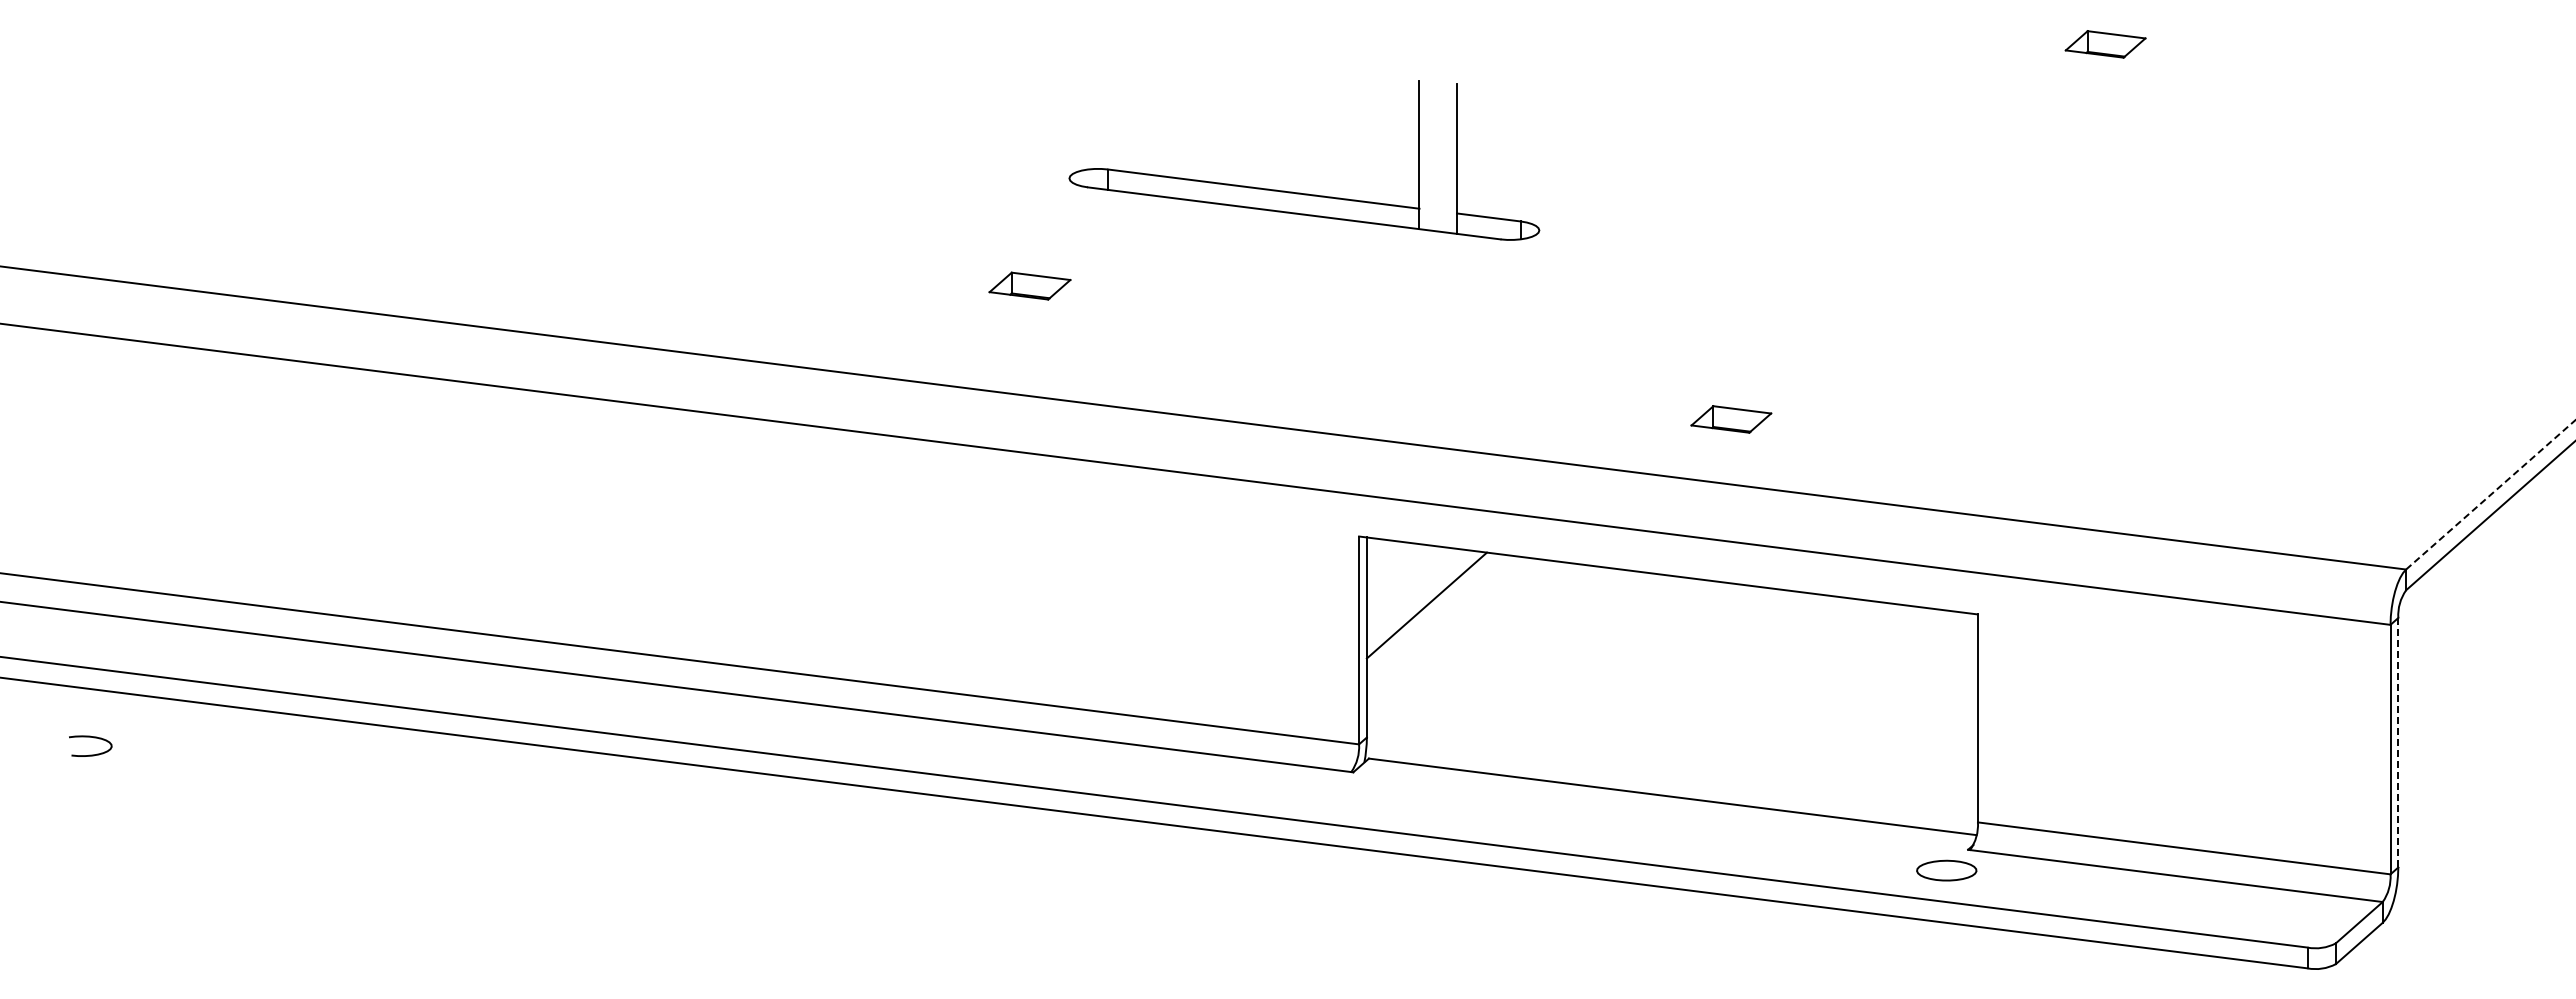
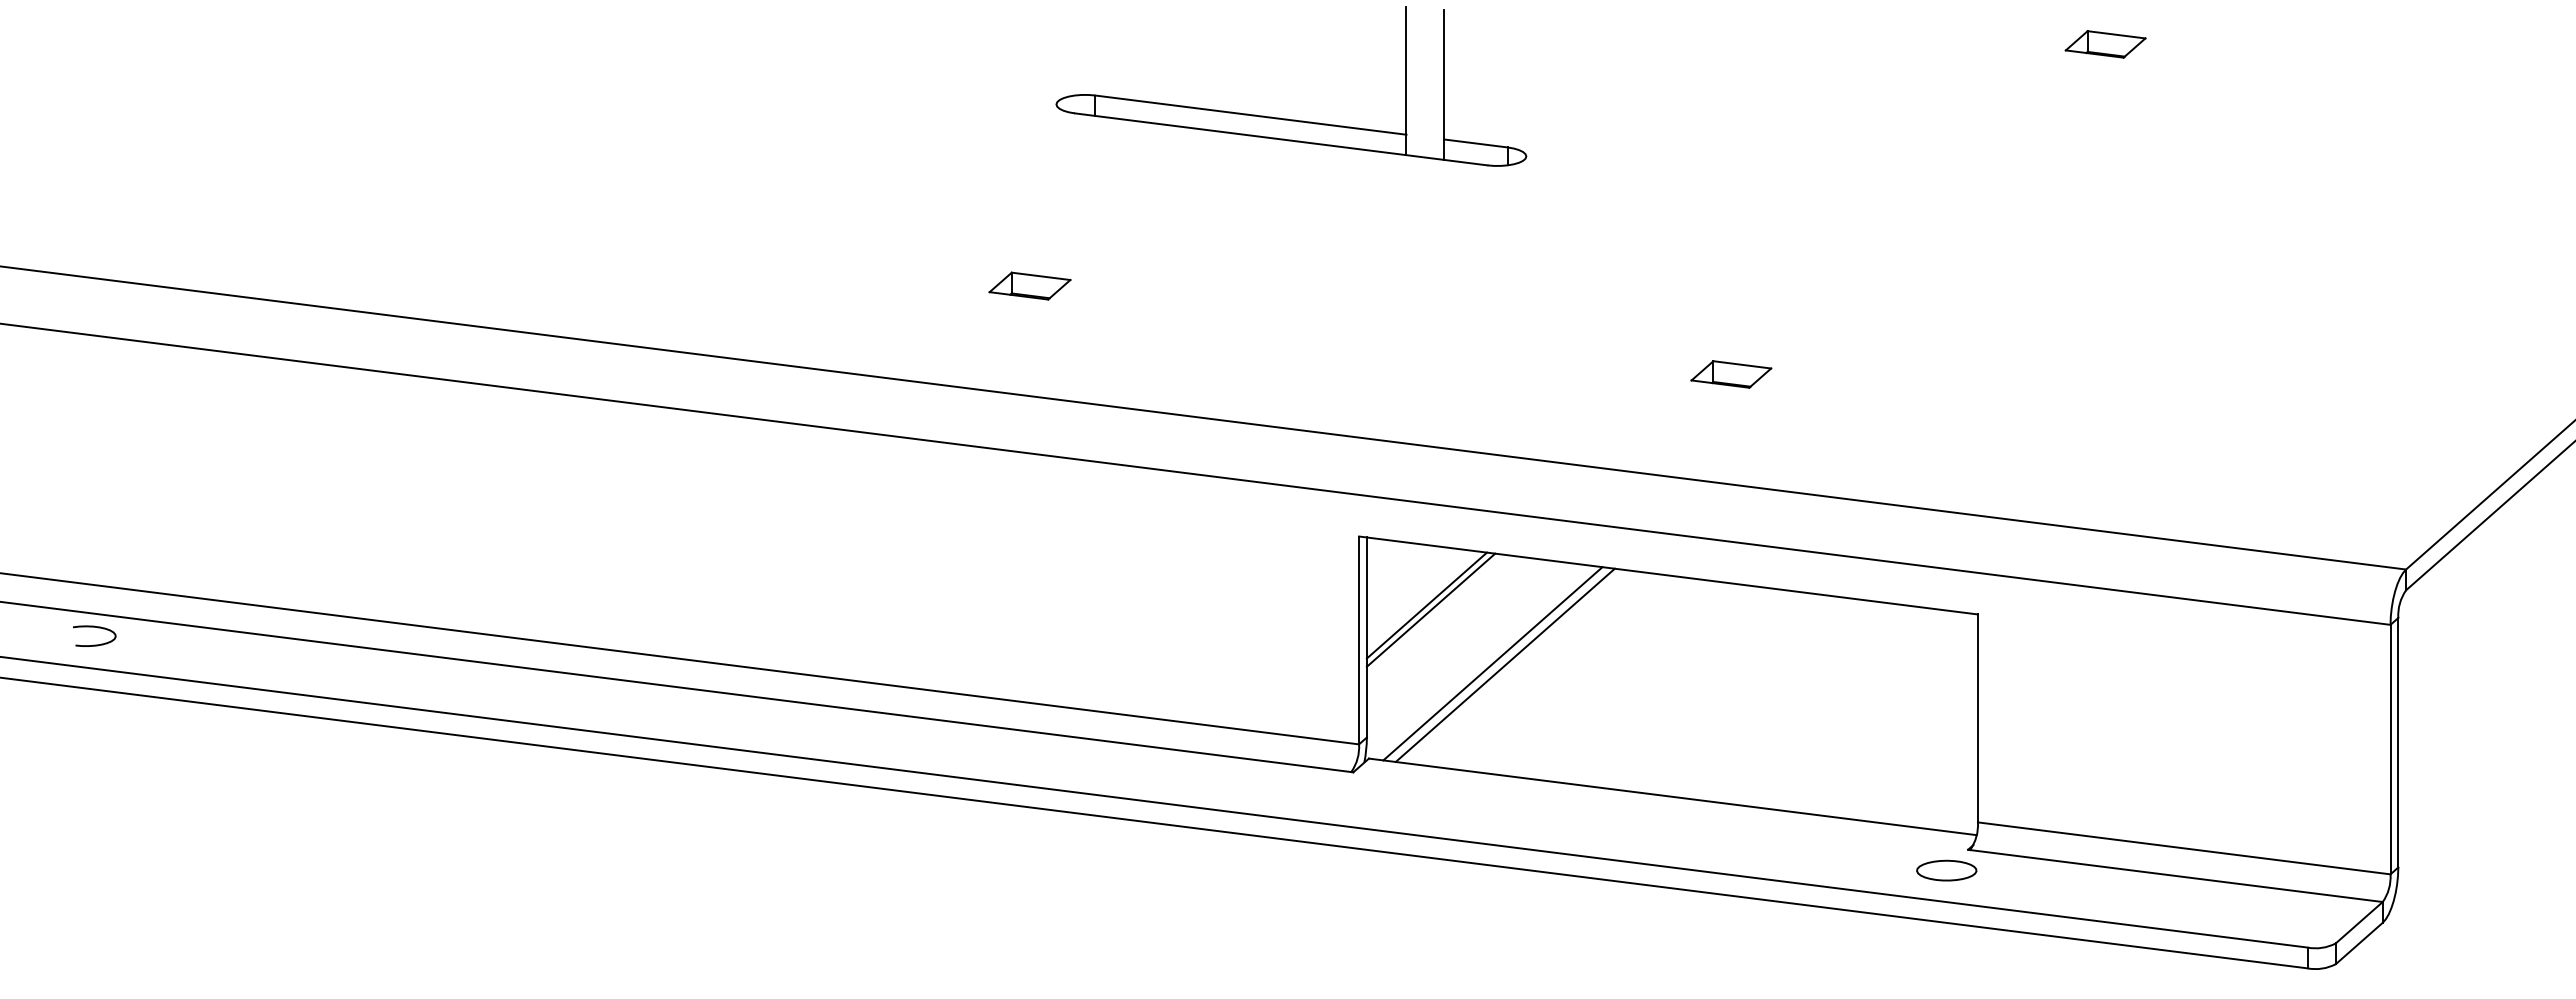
part position: (1300, 192) -> (1287, 118) (1287, 118)
part position: (1731, 419) -> (1731, 374) (1731, 374)
line: dashed -> solid (2490, 494)
line: none -> present (1430, 609)
line: none -> present (1492, 663)
line: none -> present (1504, 664)
curve position: (93, 738) -> (97, 628) (97, 628)
line: dashed -> solid (2398, 742)
